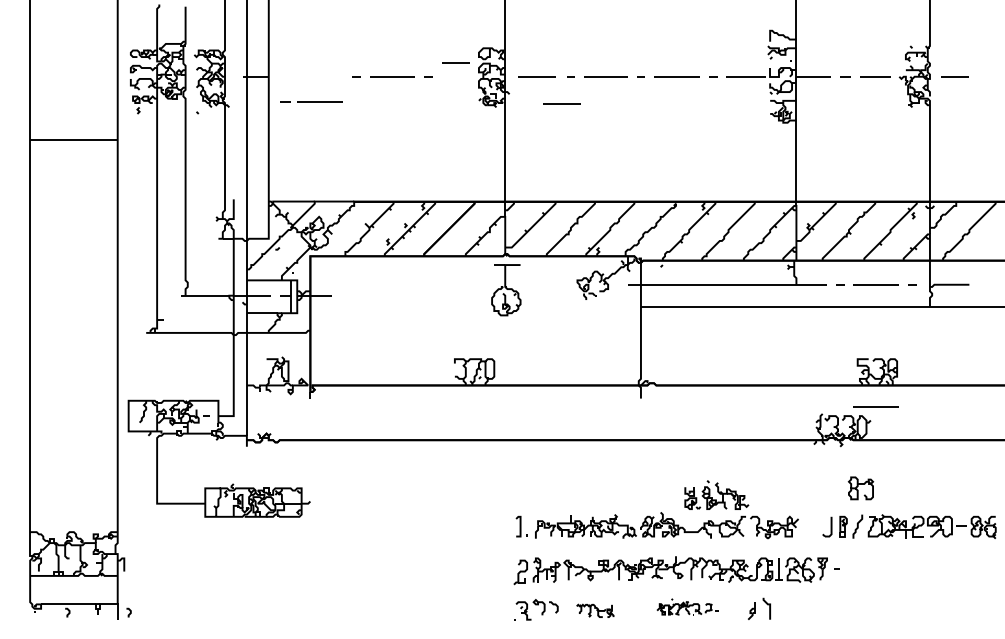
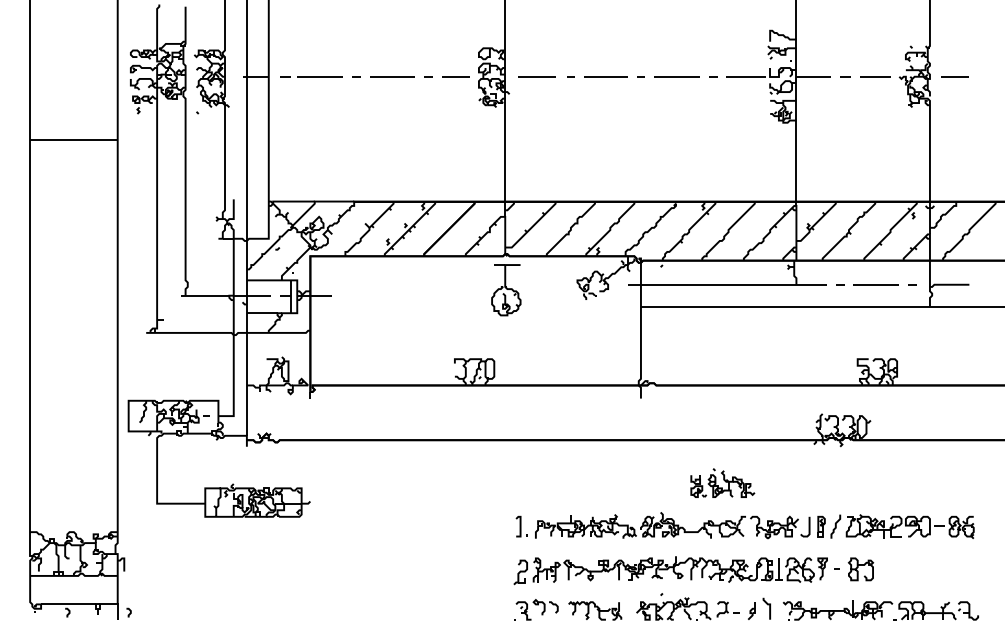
line position: (455, 62) -> (455, 76) (455, 76)
line position: (311, 101) -> (311, 76) (311, 76)
line: present -> none (561, 103)
line: present -> none (875, 406)
part position: (860, 488) -> (860, 569) (860, 569)
part position: (716, 494) -> (722, 482) (722, 482)
part position: (909, 526) -> (887, 526) (887, 526)
part size: 63x18 px -> 104x28 px (687, 606)
part size: 39x15 px -> 55x20 px (595, 610)
part: none -> present (880, 610)
